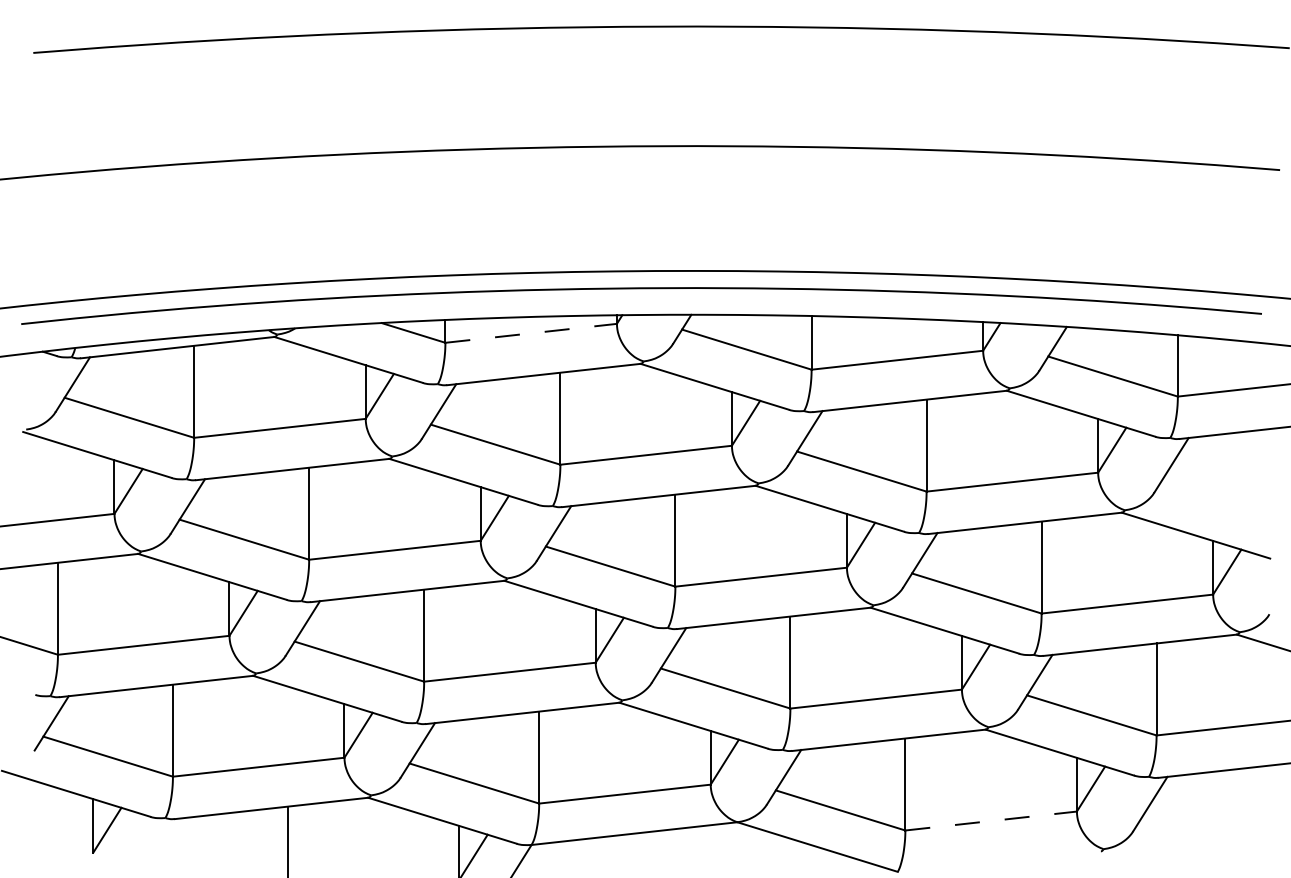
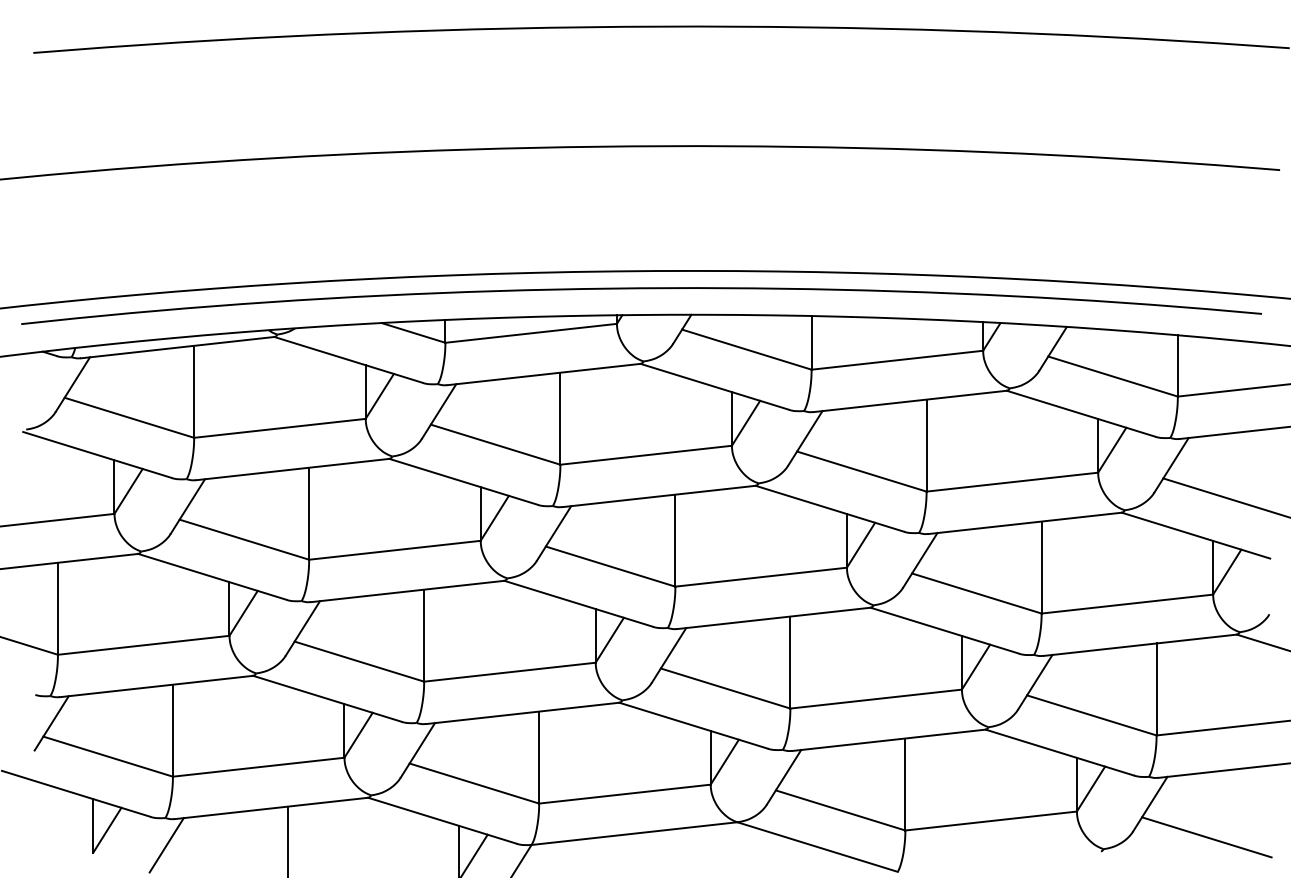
line: dashed -> solid (531, 333)
line: none -> present (1225, 497)
line: dashed -> solid (991, 820)
line: none -> present (1206, 837)
line: none -> present (166, 845)
